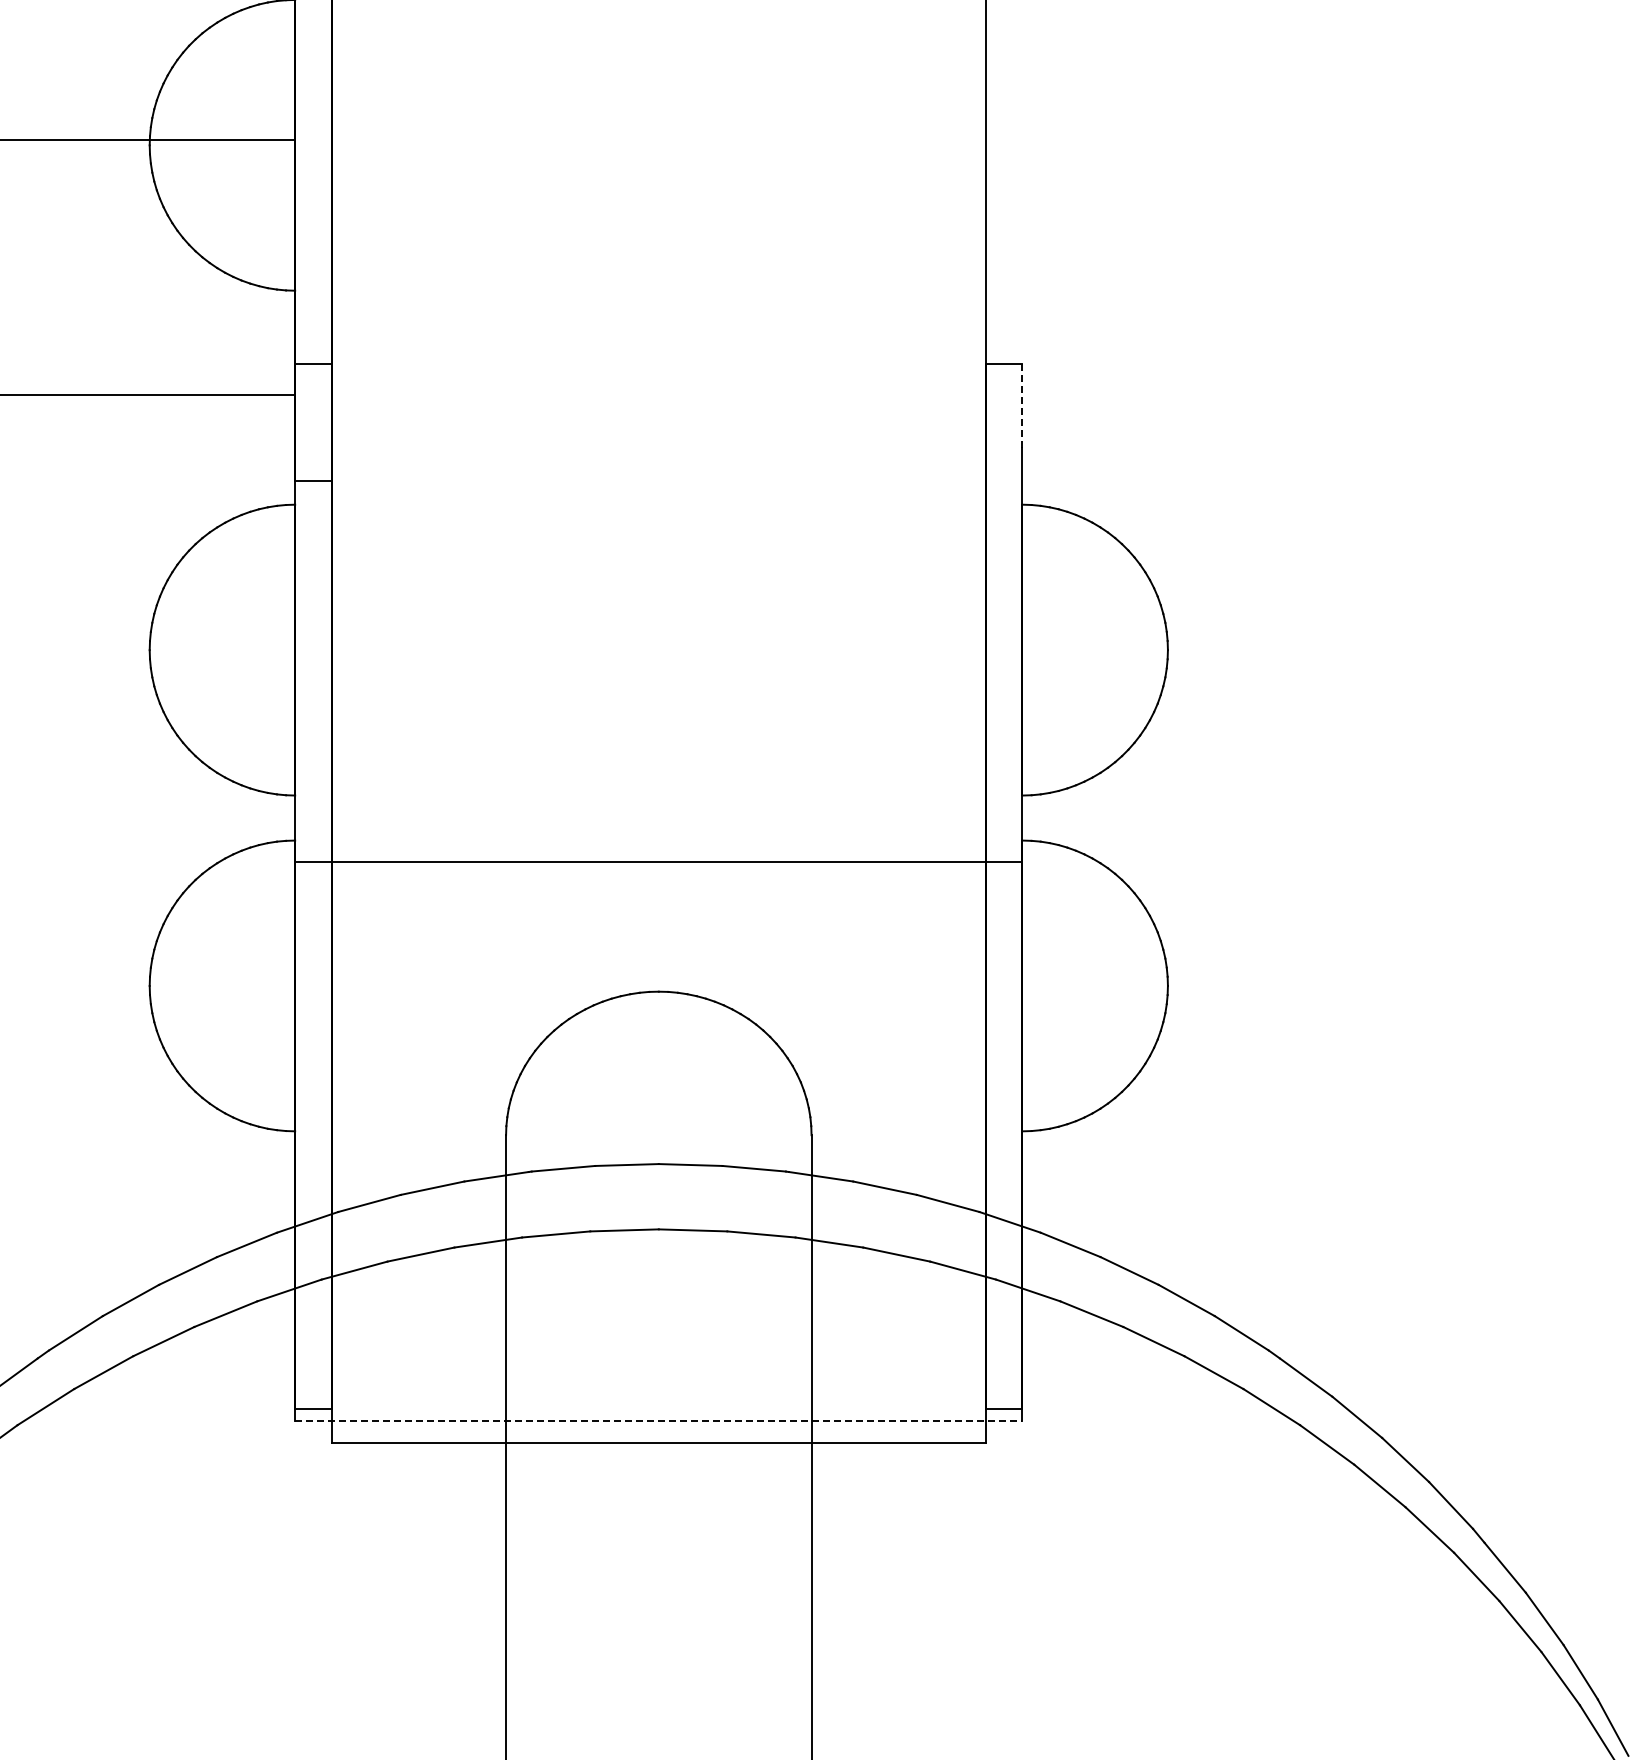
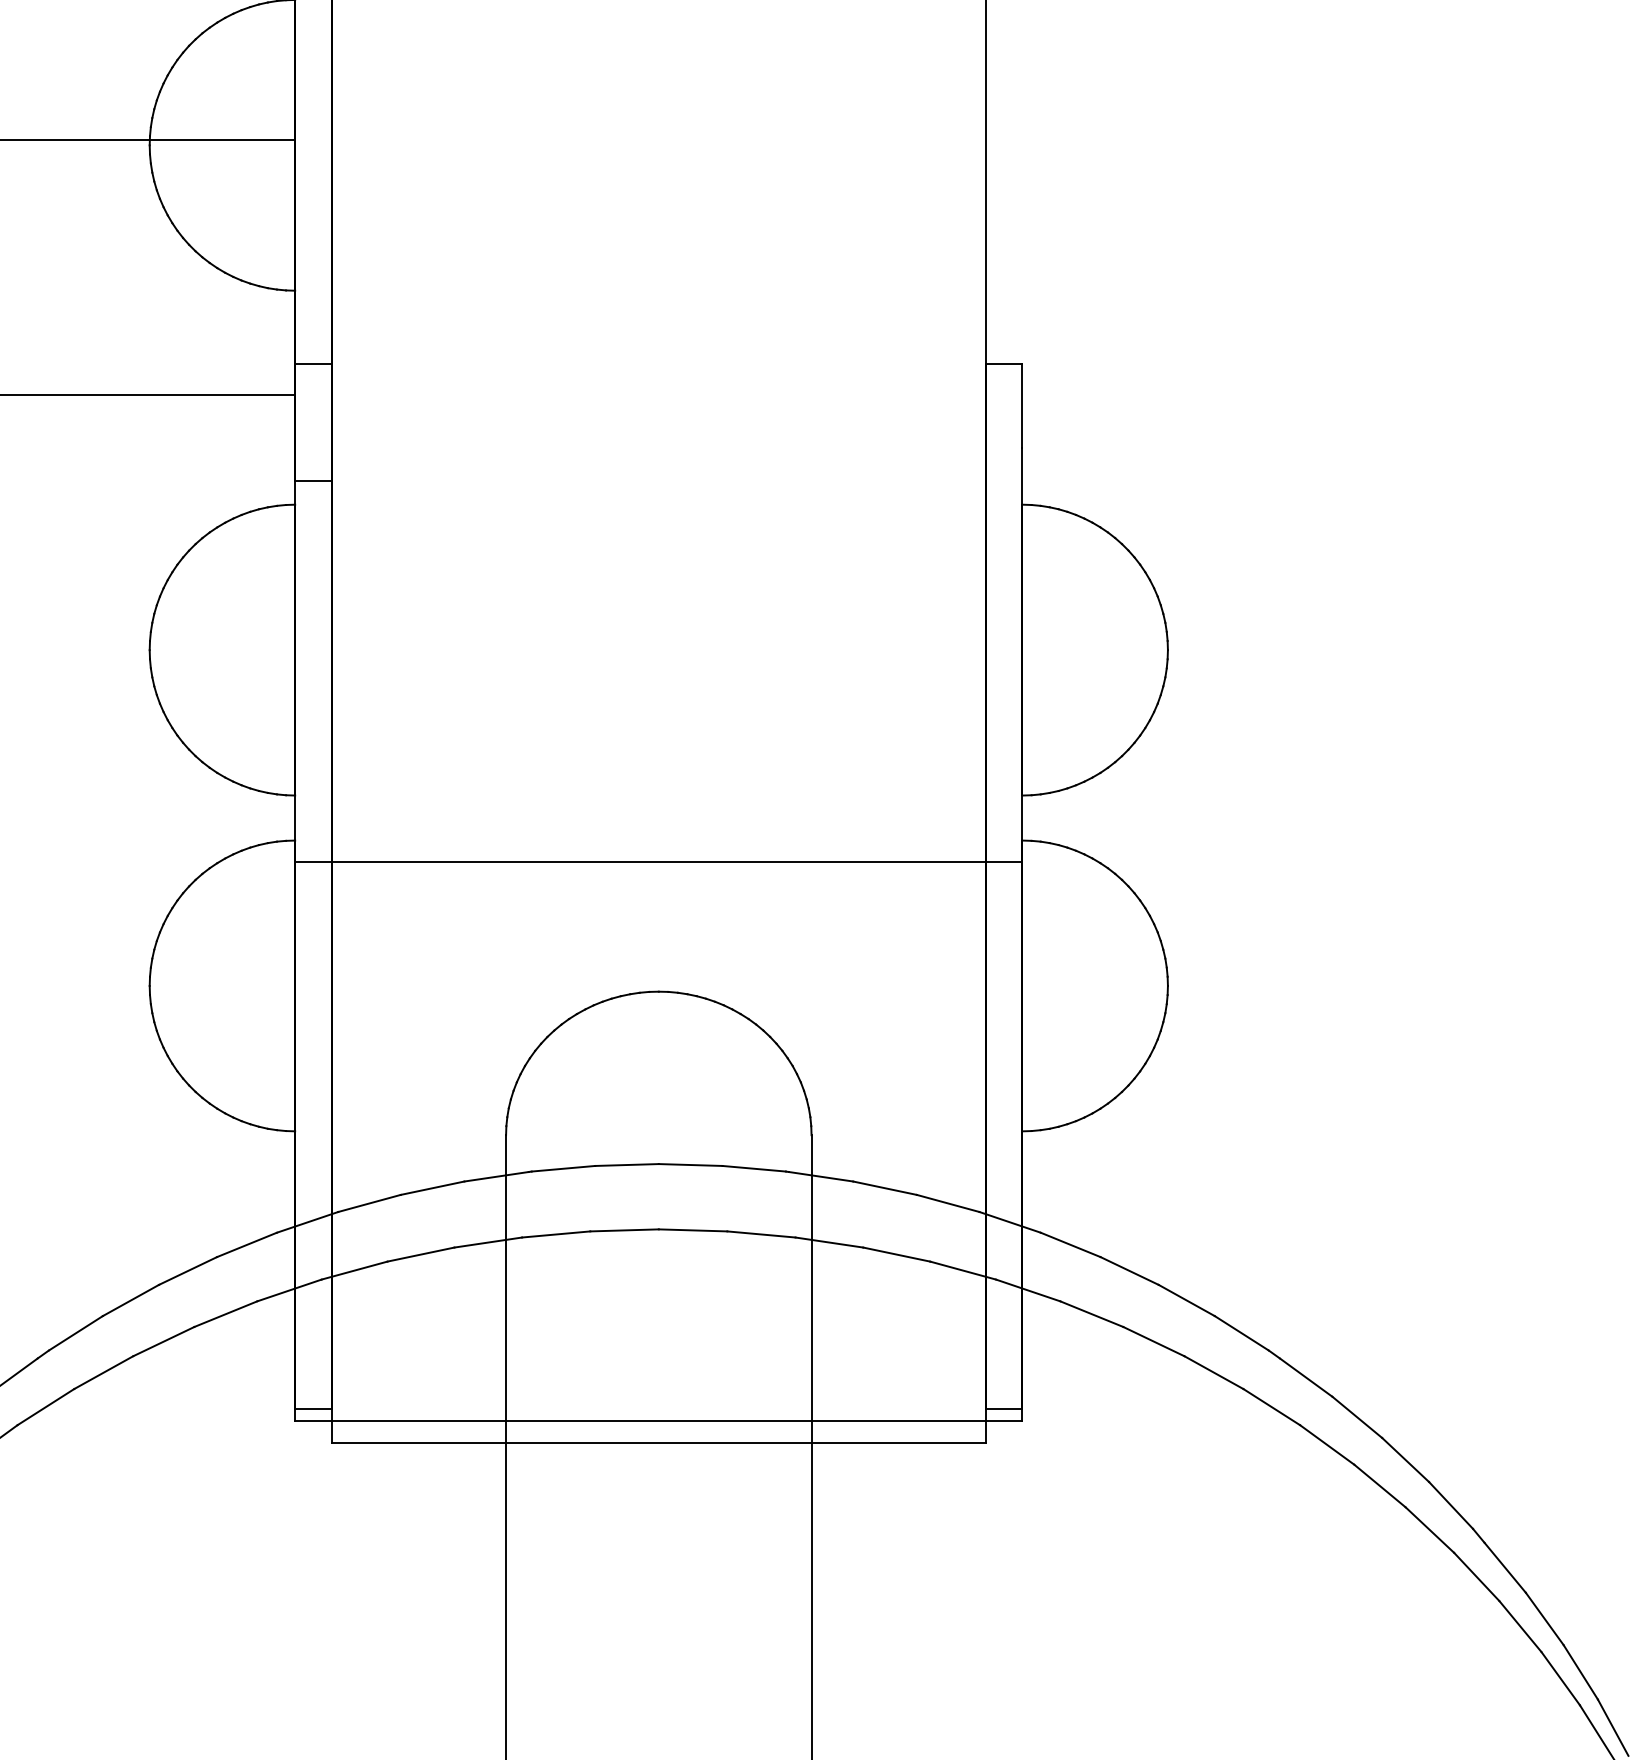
line: dashed -> solid (1022, 406)
line: dashed -> solid (658, 1421)
